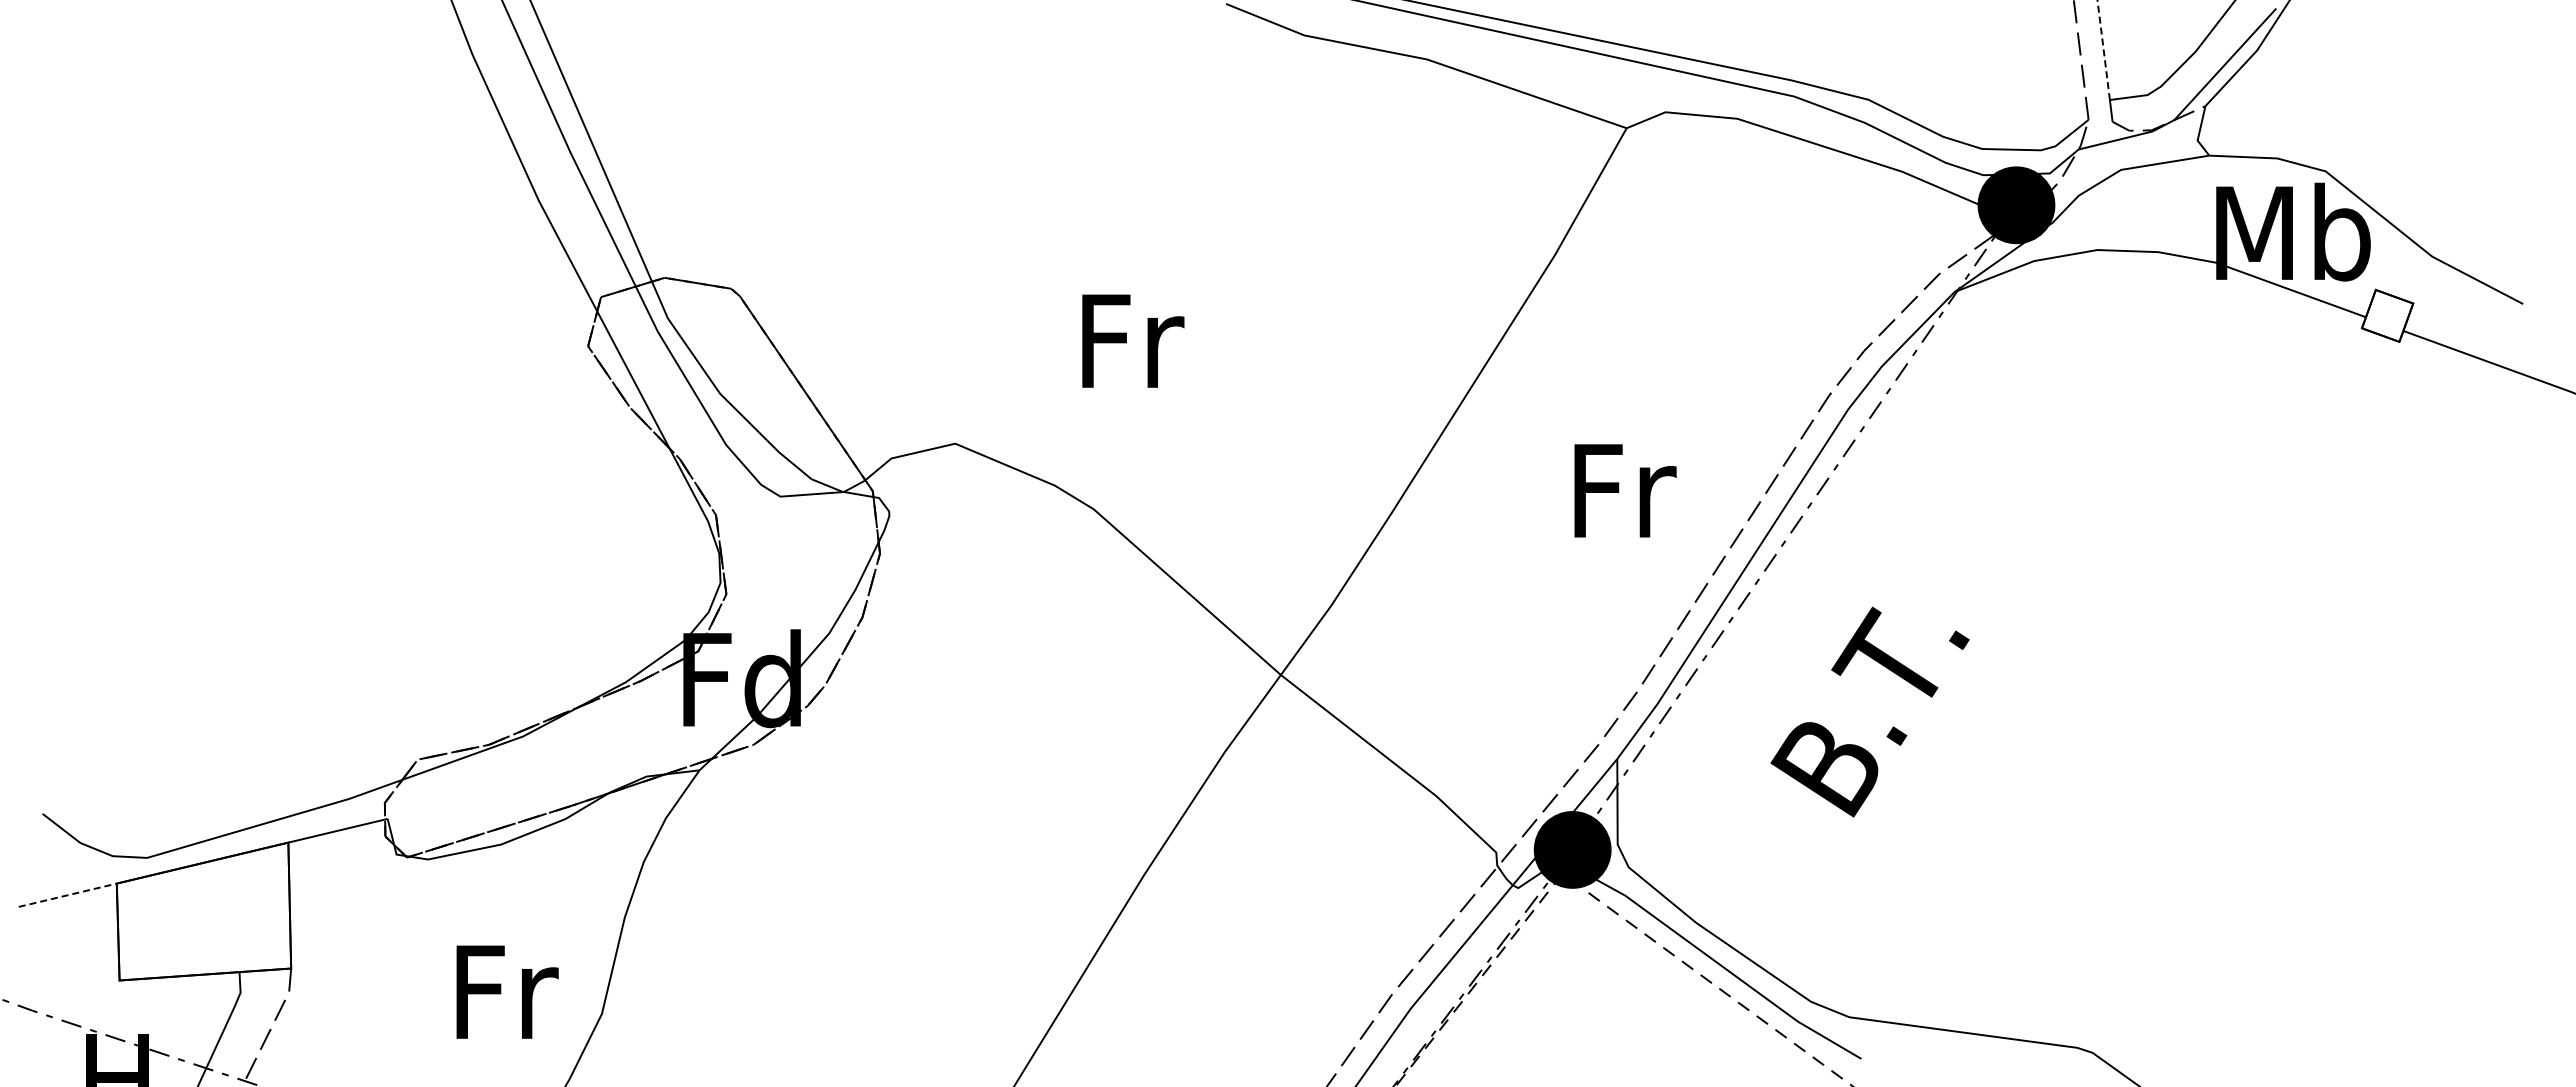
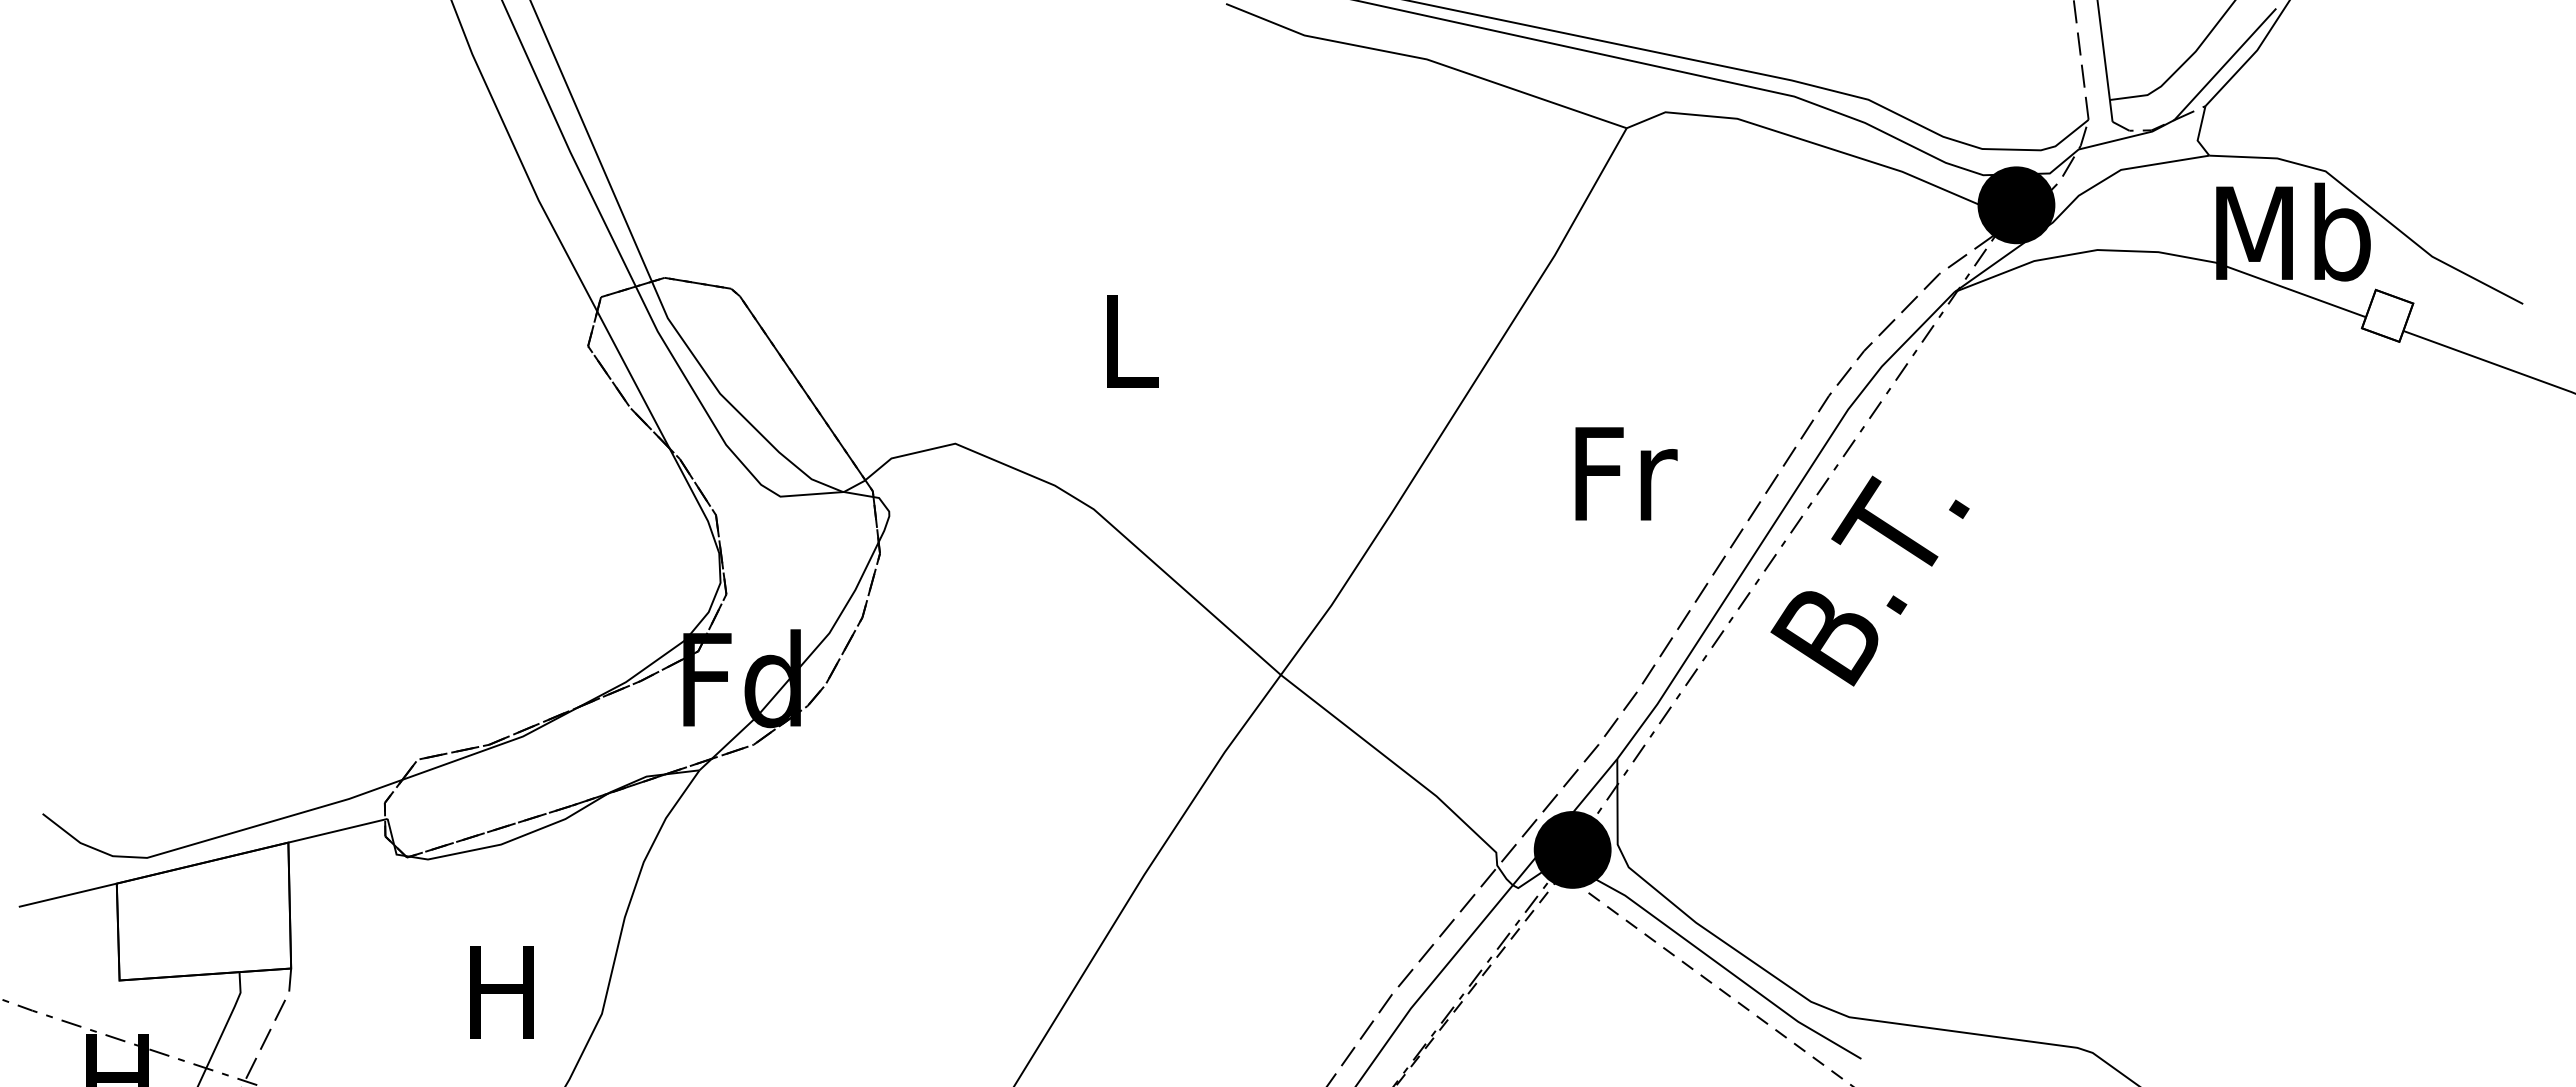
line: dashed -> solid (2103, 50)
text: Fr -> L (1133, 340)
text position: (1625, 490) -> (1626, 473) (1626, 473)
text position: (1869, 711) -> (1869, 580) (1869, 580)
line: dashed -> solid (68, 895)
text: Fr -> H (507, 991)
